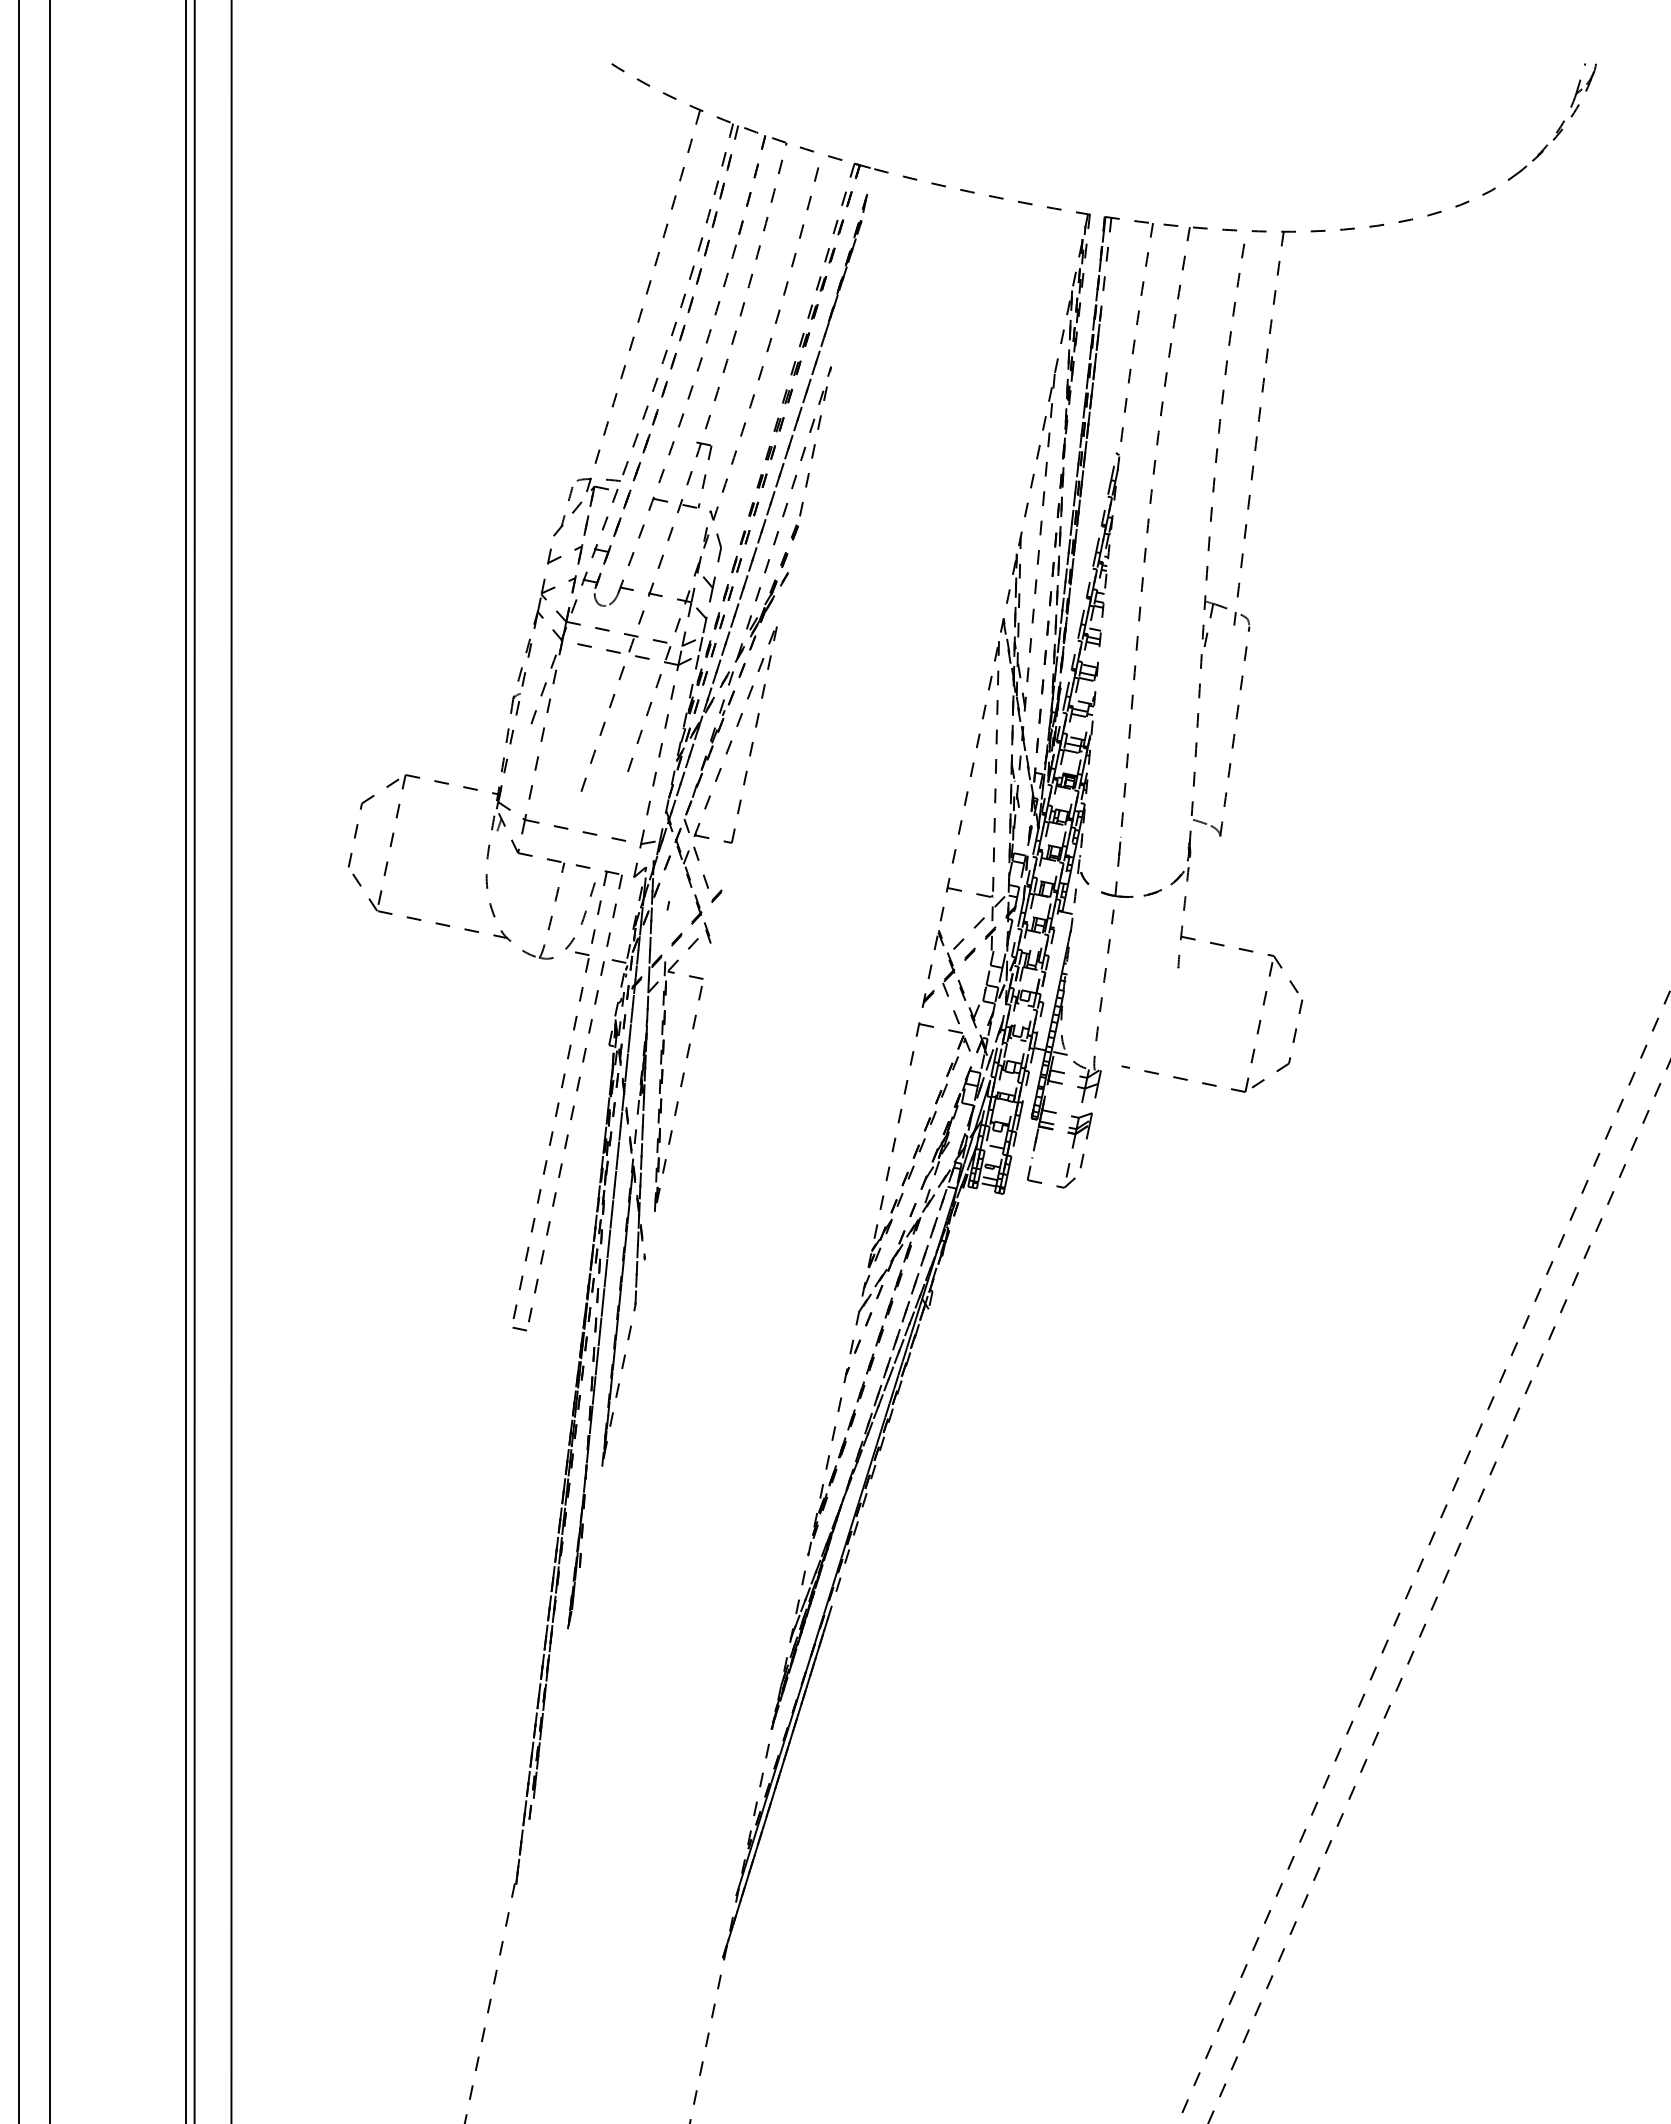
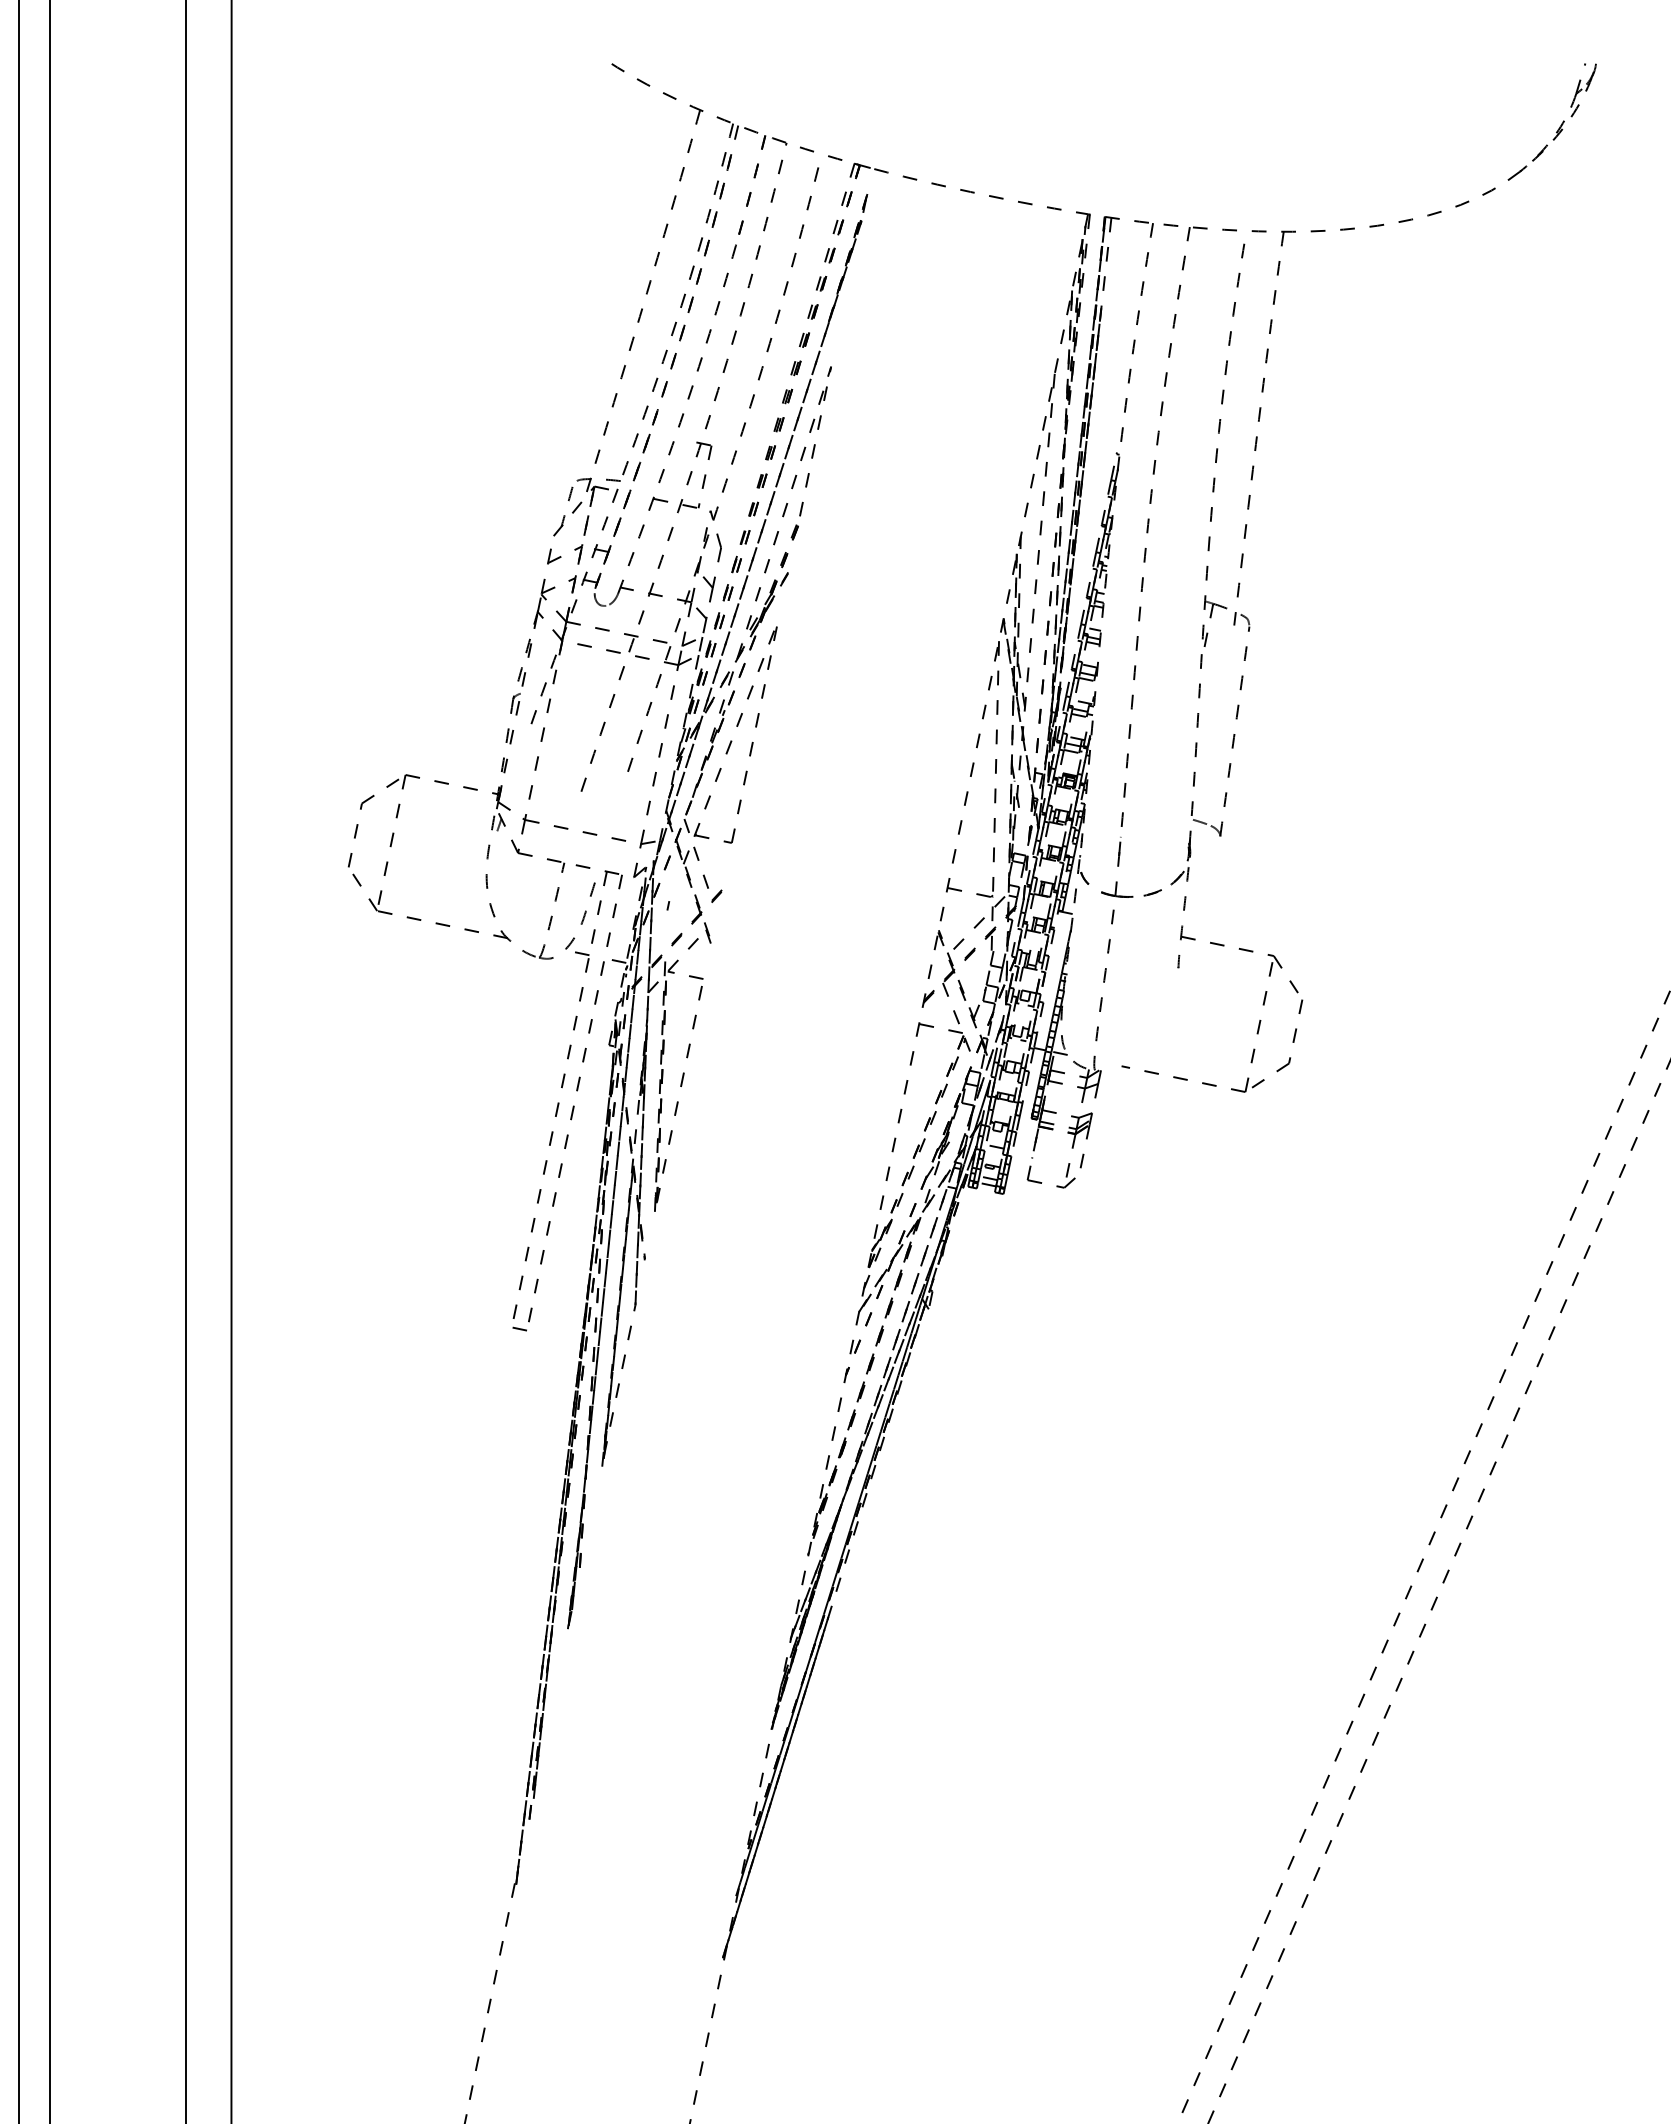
line: present -> none (194, 1061)
